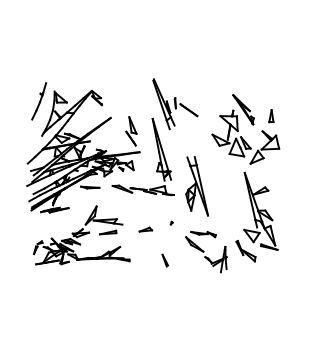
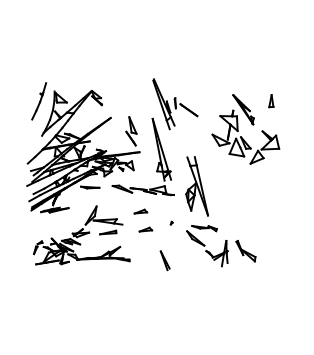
part position: (271, 116) -> (271, 101) (271, 101)
part: present -> none (260, 210)
part: none -> present (140, 211)
part position: (206, 252) -> (207, 246) (207, 246)
part size: 9x15 px -> 12x22 px (164, 260)
